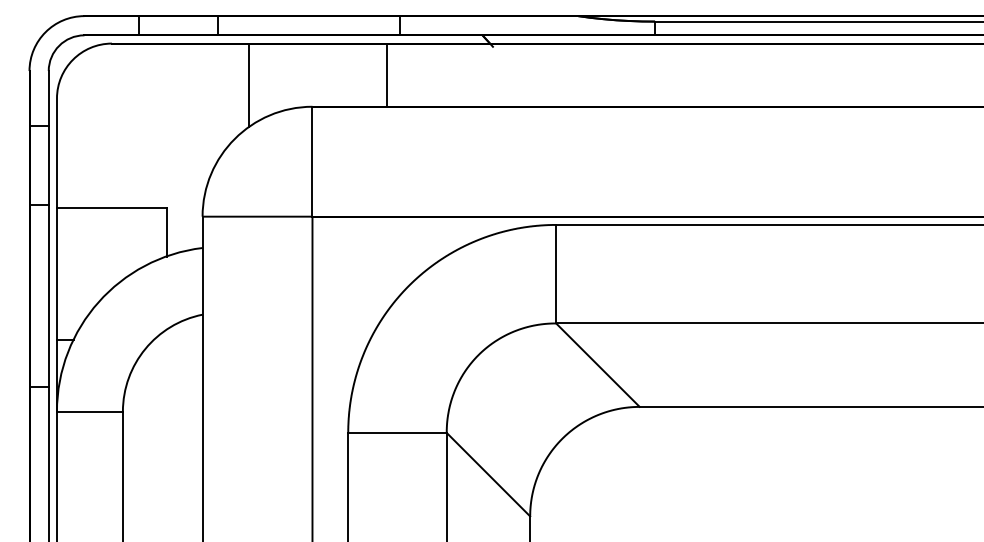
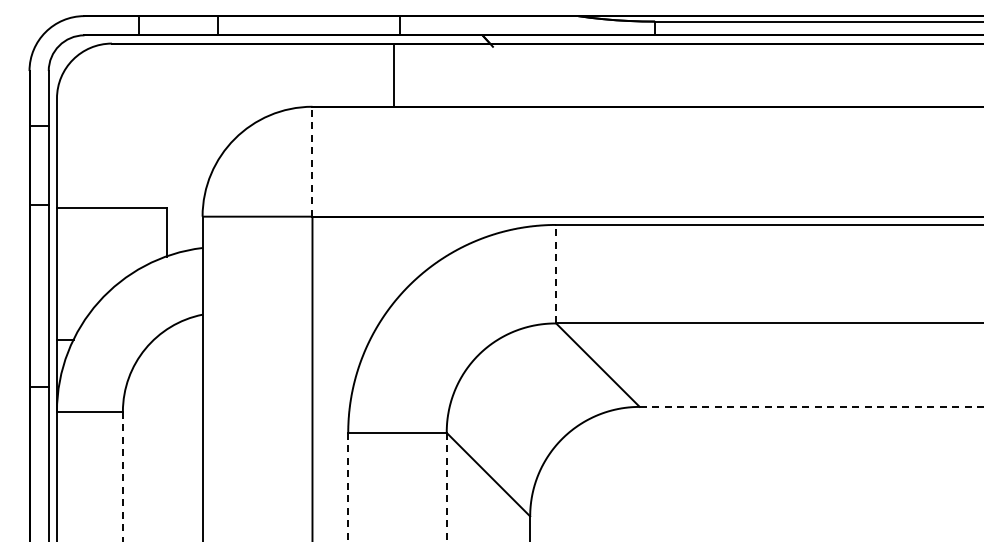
line position: (386, 74) -> (393, 74) (393, 74)
line: present -> none (249, 84)
line: solid -> dashed (312, 161)
line: solid -> dashed (556, 273)
line: solid -> dashed (811, 406)
line: solid -> dashed (122, 477)
line: solid -> dashed (348, 487)
line: solid -> dashed (446, 487)
